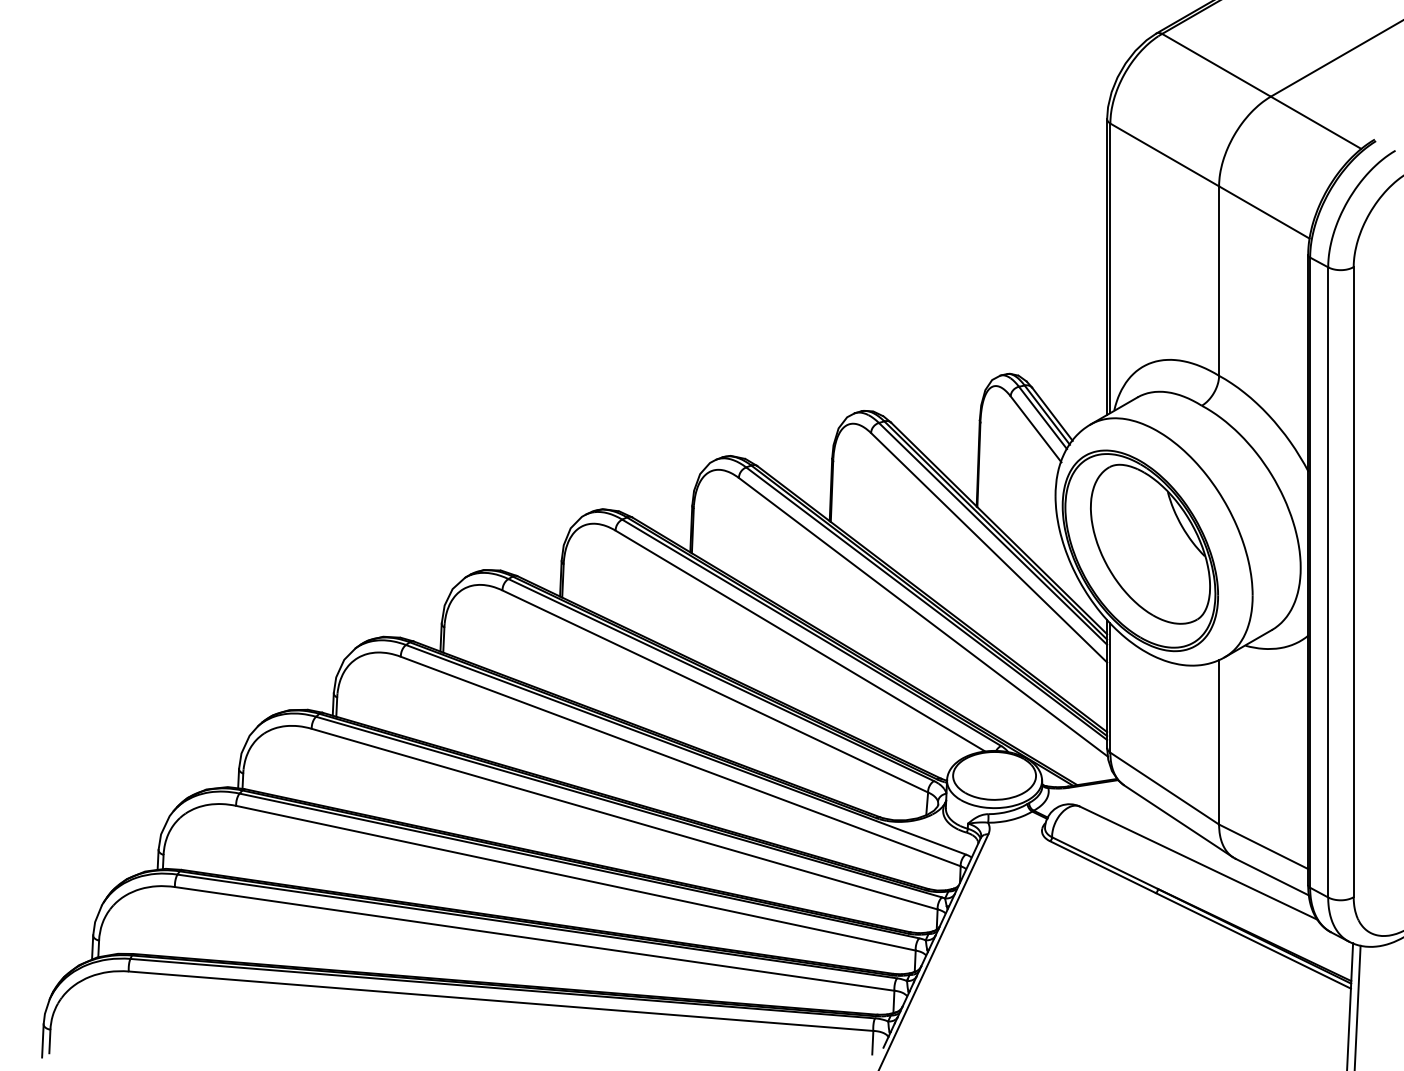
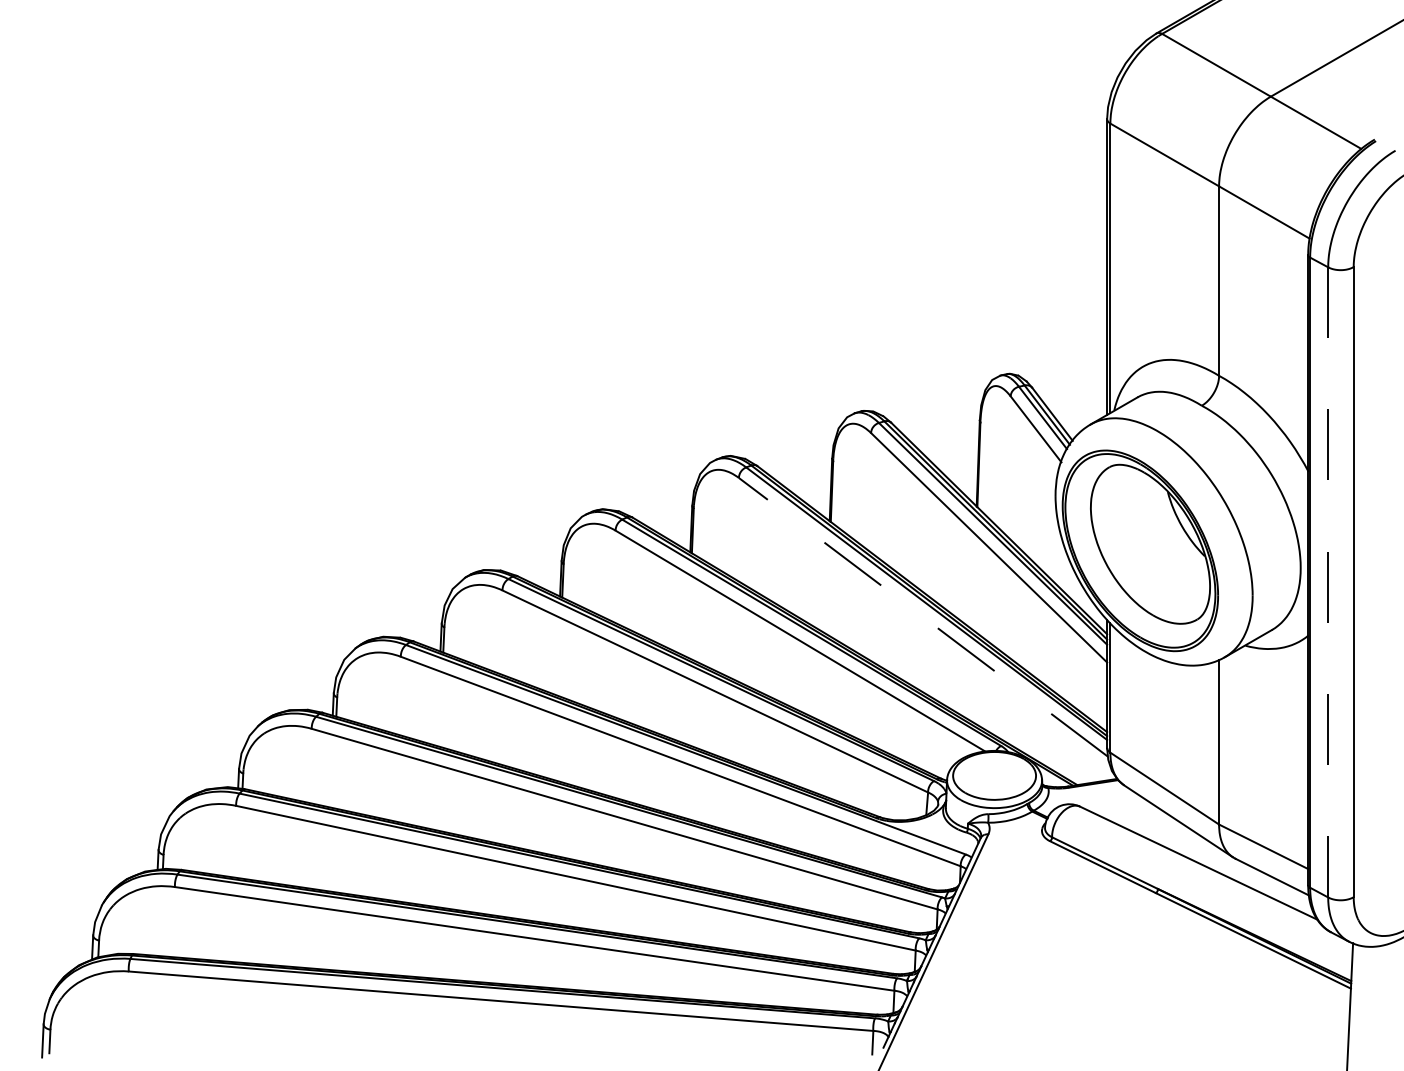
line: solid -> dashed (1328, 582)
line: solid -> dashed (923, 617)
line: present -> none (1357, 1006)
